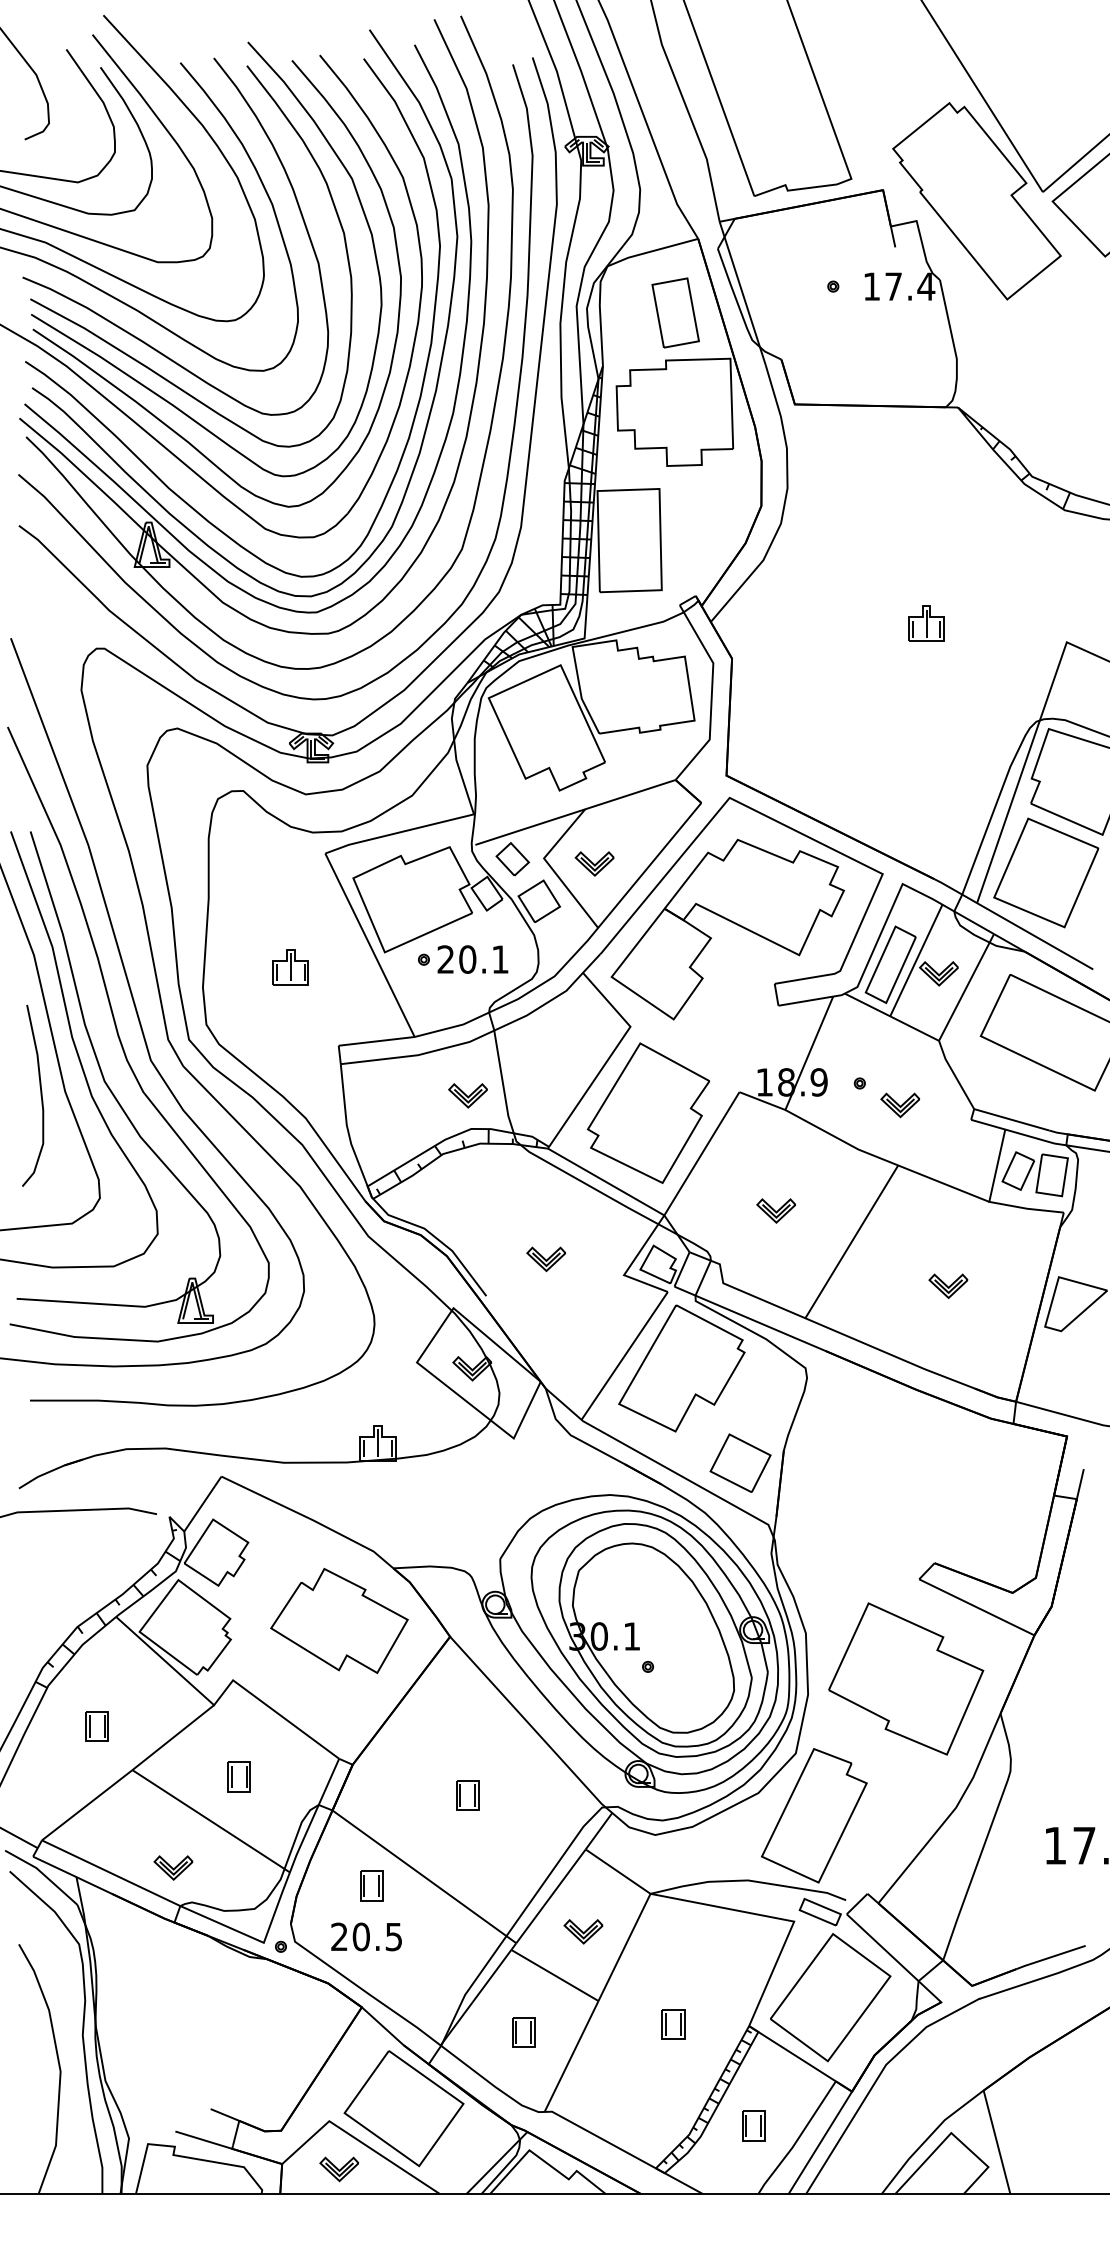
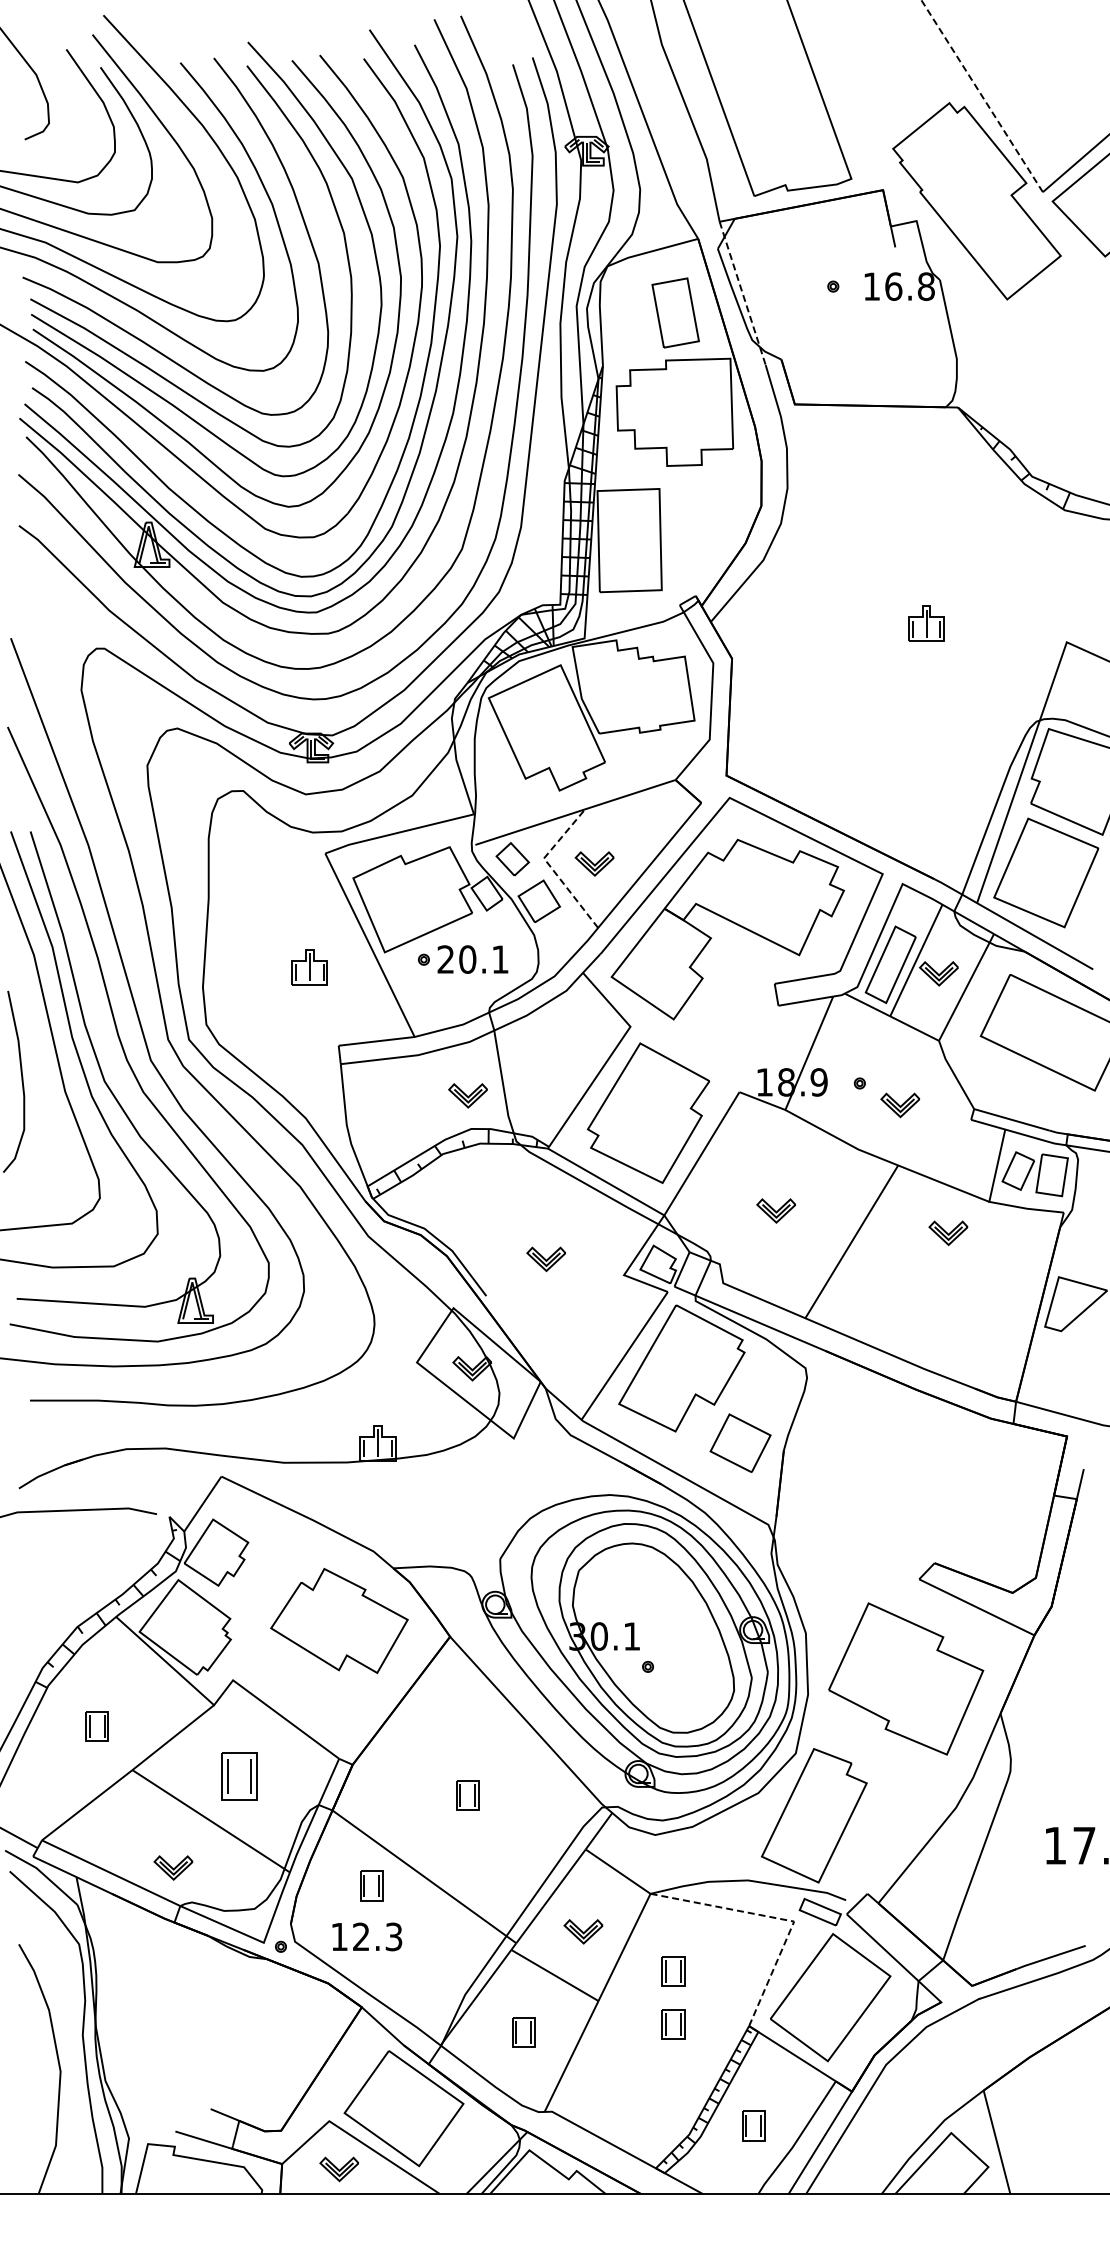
line: solid -> dashed (981, 95)
text: 17.4 -> 16.8 (910, 286)
line: solid -> dashed (742, 293)
line: solid -> dashed (550, 867)
part position: (290, 967) -> (309, 967) (309, 967)
curve position: (40, 1095) -> (21, 1081) (21, 1081)
part position: (948, 1285) -> (948, 1232) (948, 1232)
part position: (740, 1462) -> (740, 1442) (740, 1442)
part size: 24x32 px -> 37x49 px (239, 1776)
line: solid -> dashed (778, 1918)
text: 20.5 -> 12.3 (366, 1936)
part: none -> present (673, 1971)
